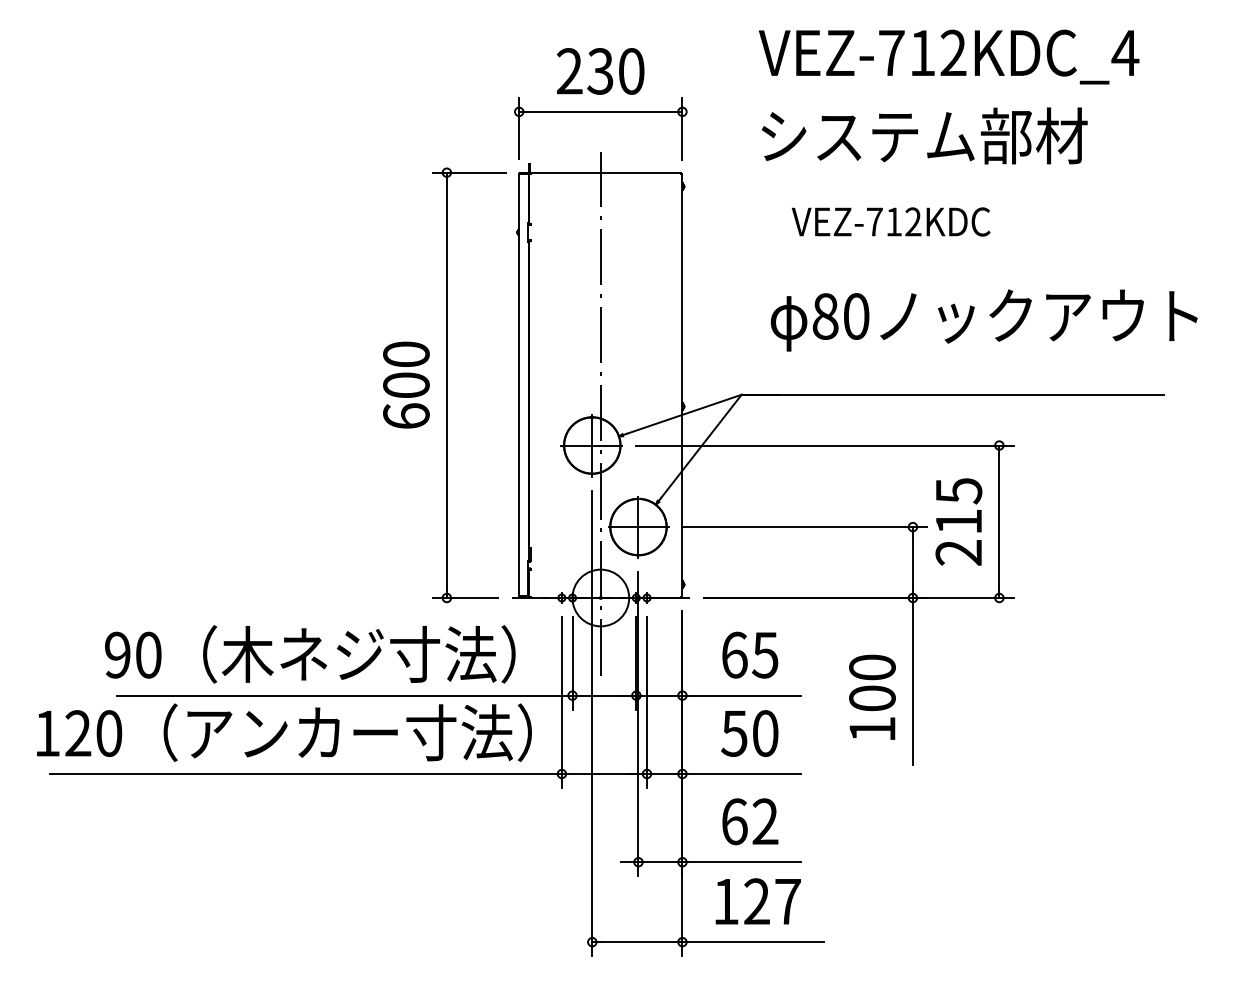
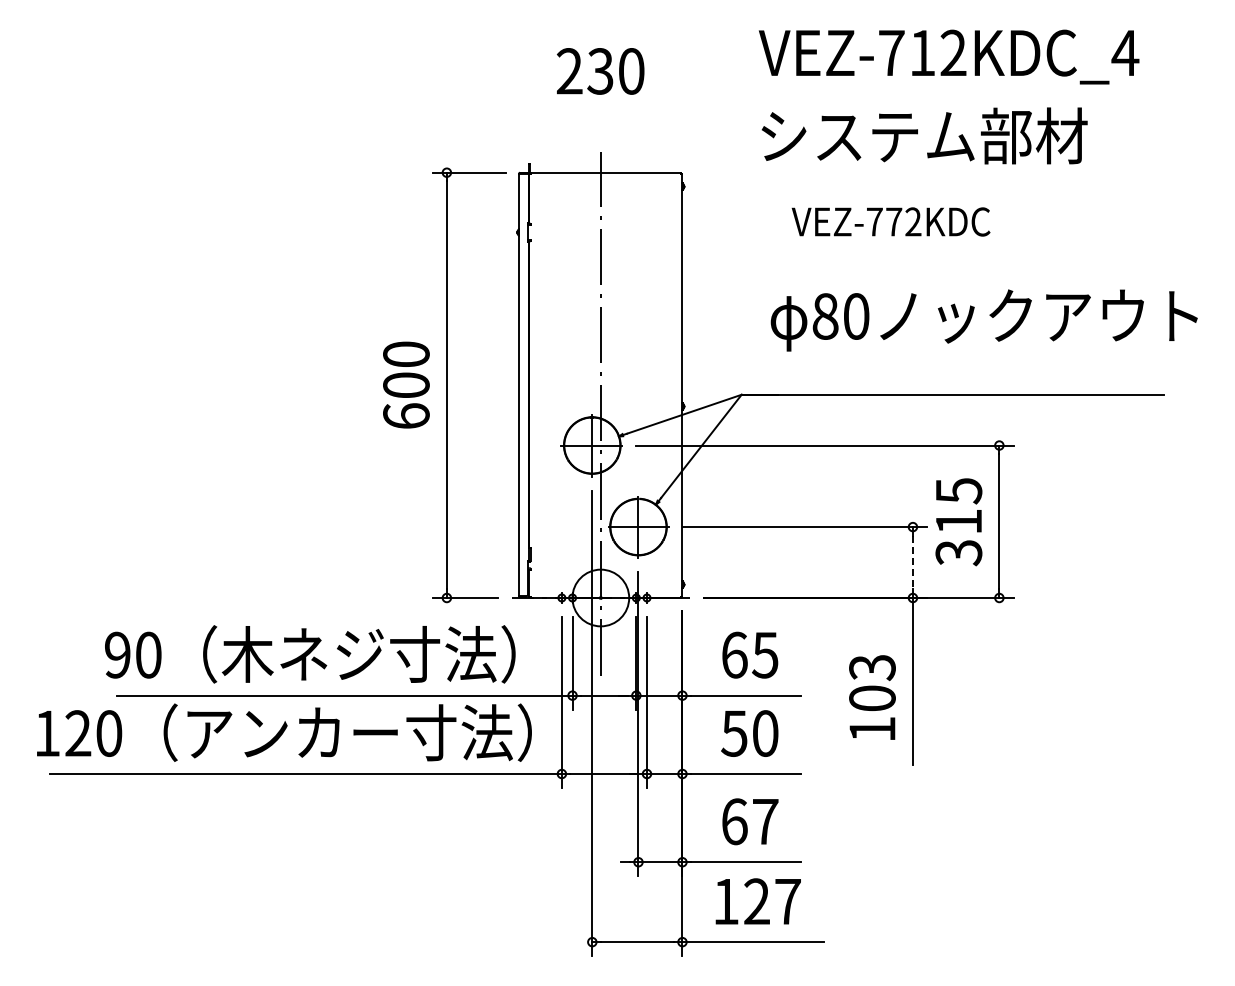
part: present -> none (600, 112)
text: VEZ-712KDC -> VEZ-772KDC (894, 221)
text: 215 -> 315 (958, 553)
line: solid -> dashed (912, 562)
text: 100 -> 103 (872, 667)
text: 62 -> 67 (765, 821)
